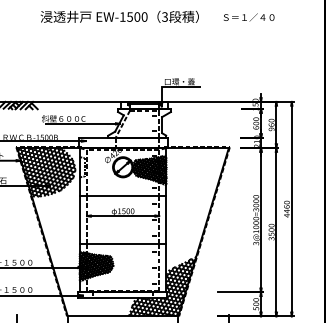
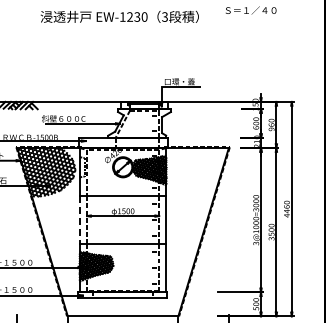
text: EW-1500 -> EW-1230 (133, 16)
text position: (248, 17) -> (250, 10) (250, 10)
line: solid -> dashed (79, 220)
hatch: present -> none (161, 286)
